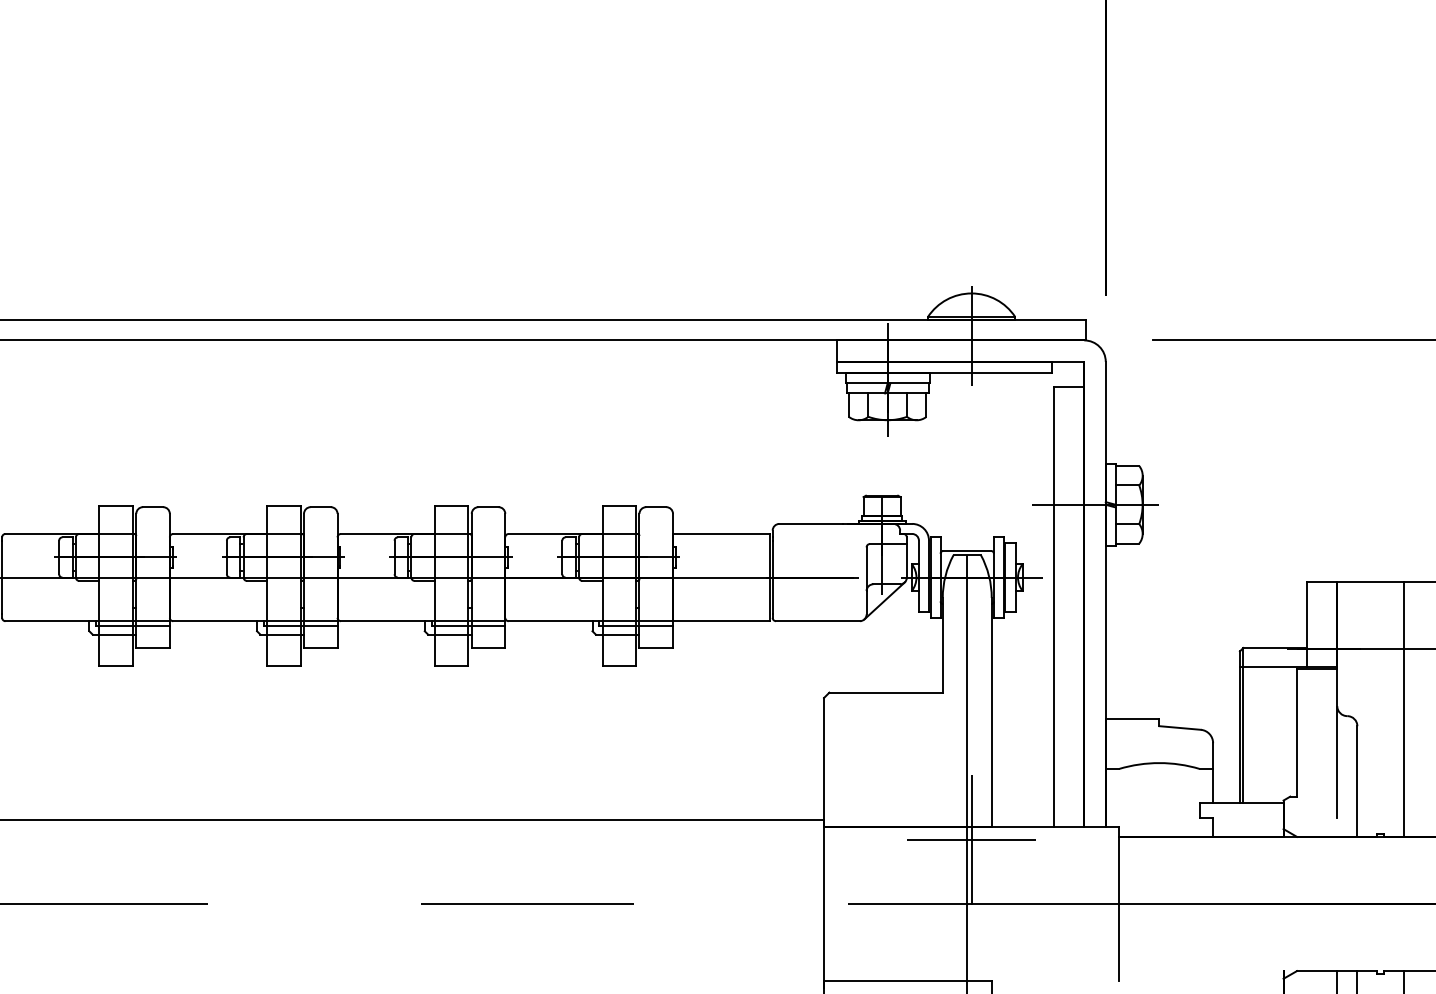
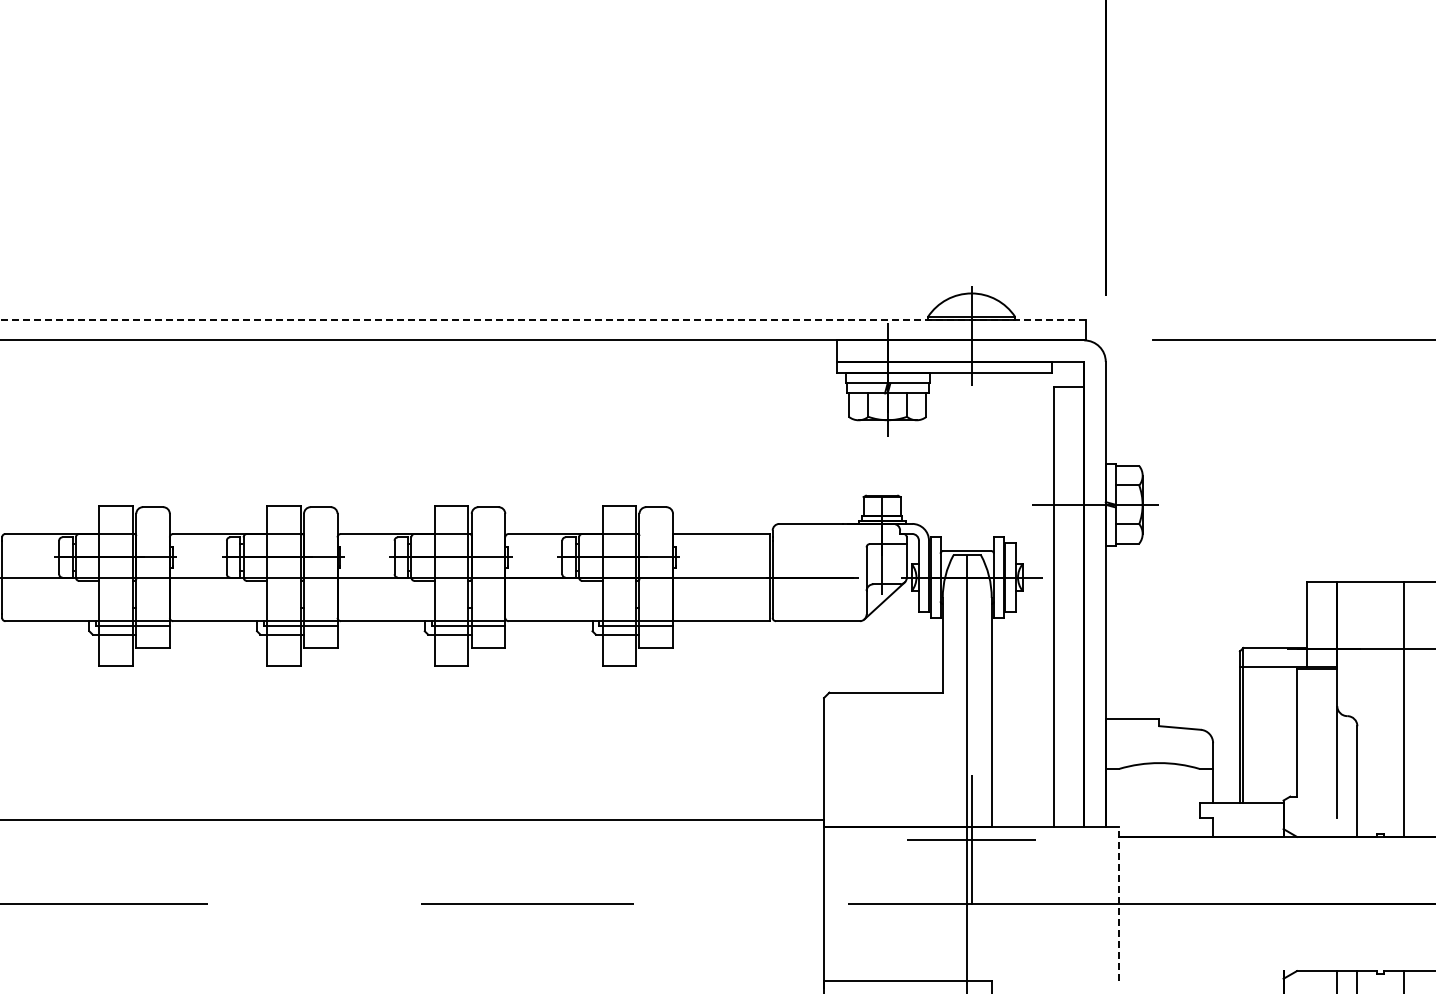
line: solid -> dashed (542, 320)
line: solid -> dashed (1119, 903)
